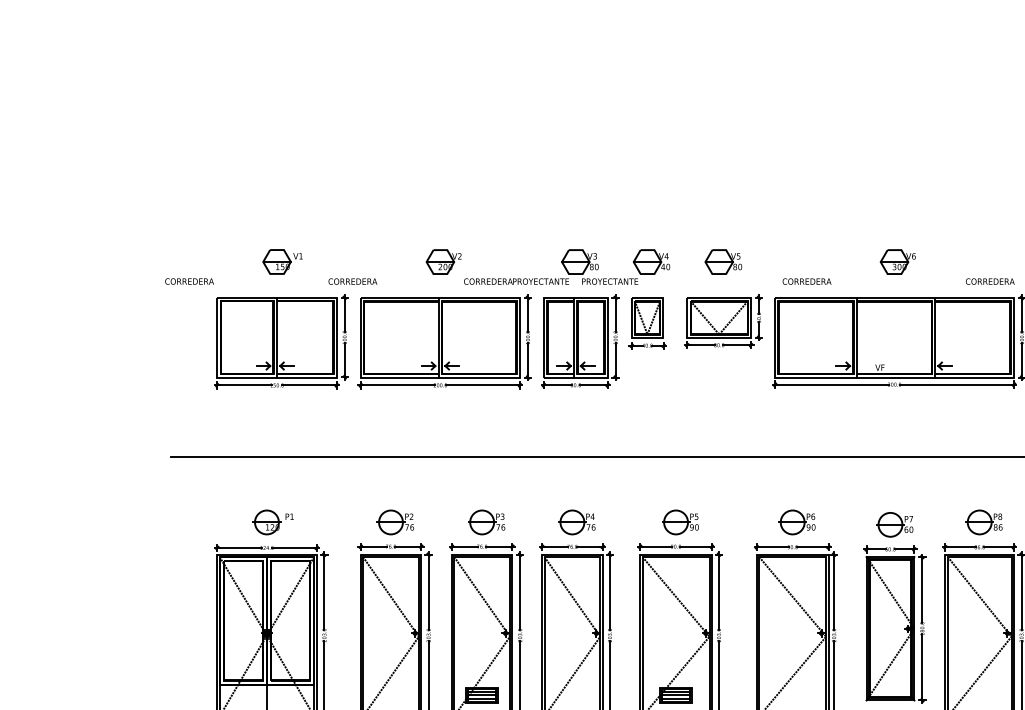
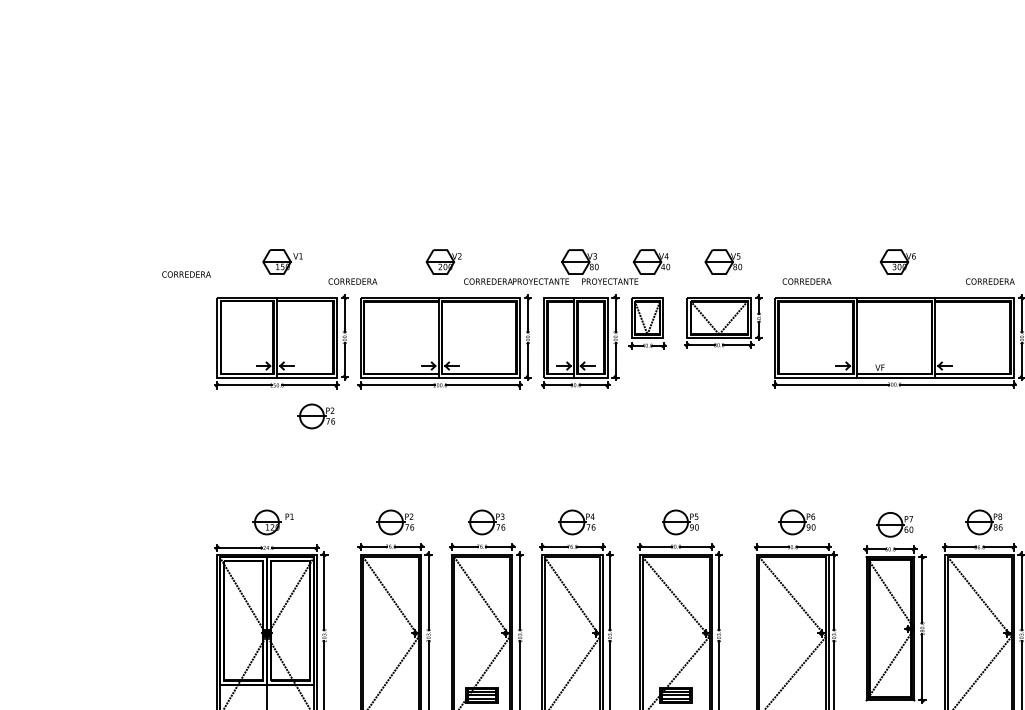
text position: (189, 281) -> (186, 274) (186, 274)
part: none -> present (316, 416)
line: present -> none (596, 457)
